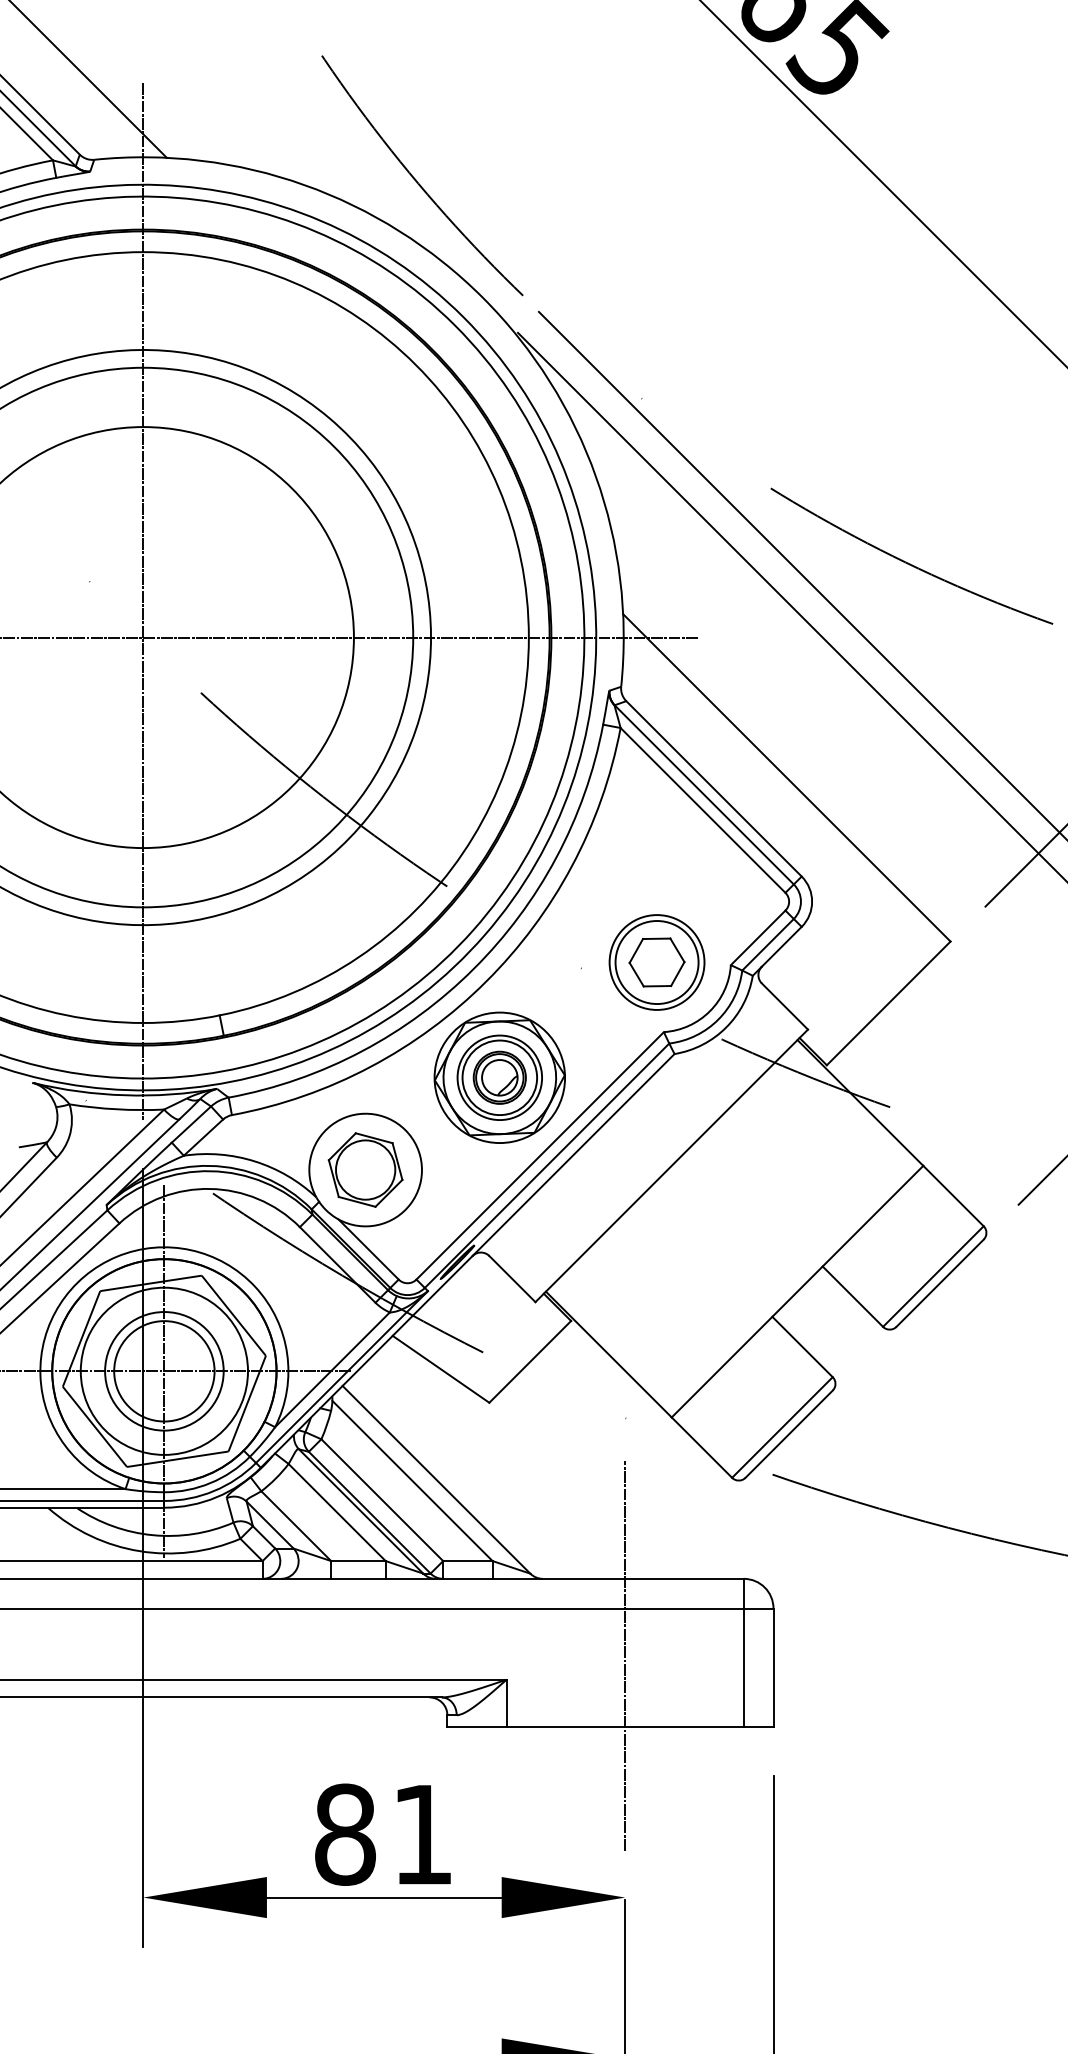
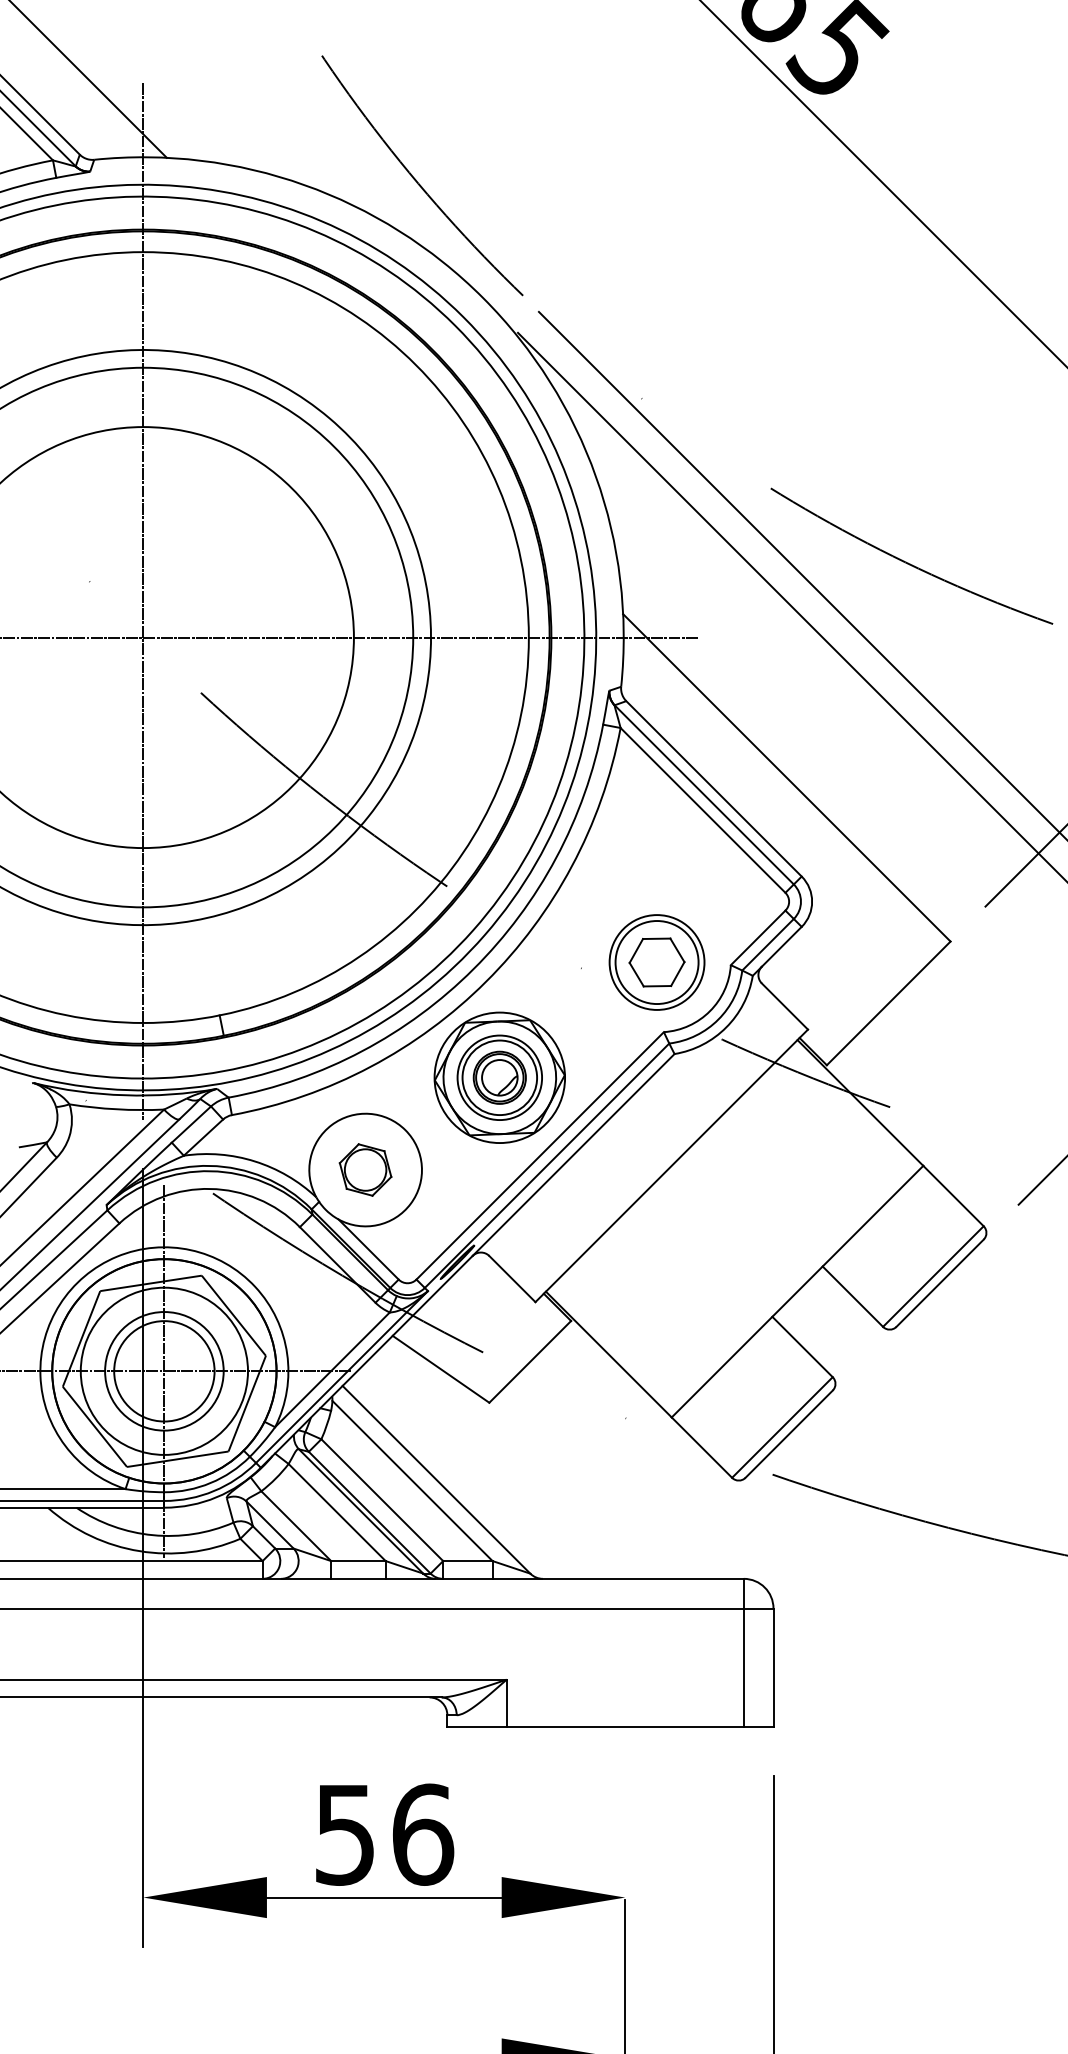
part size: 77x76 px -> 55x54 px (365, 1169)
line: present -> none (625, 1655)
text: 81 -> 56 (384, 1834)
